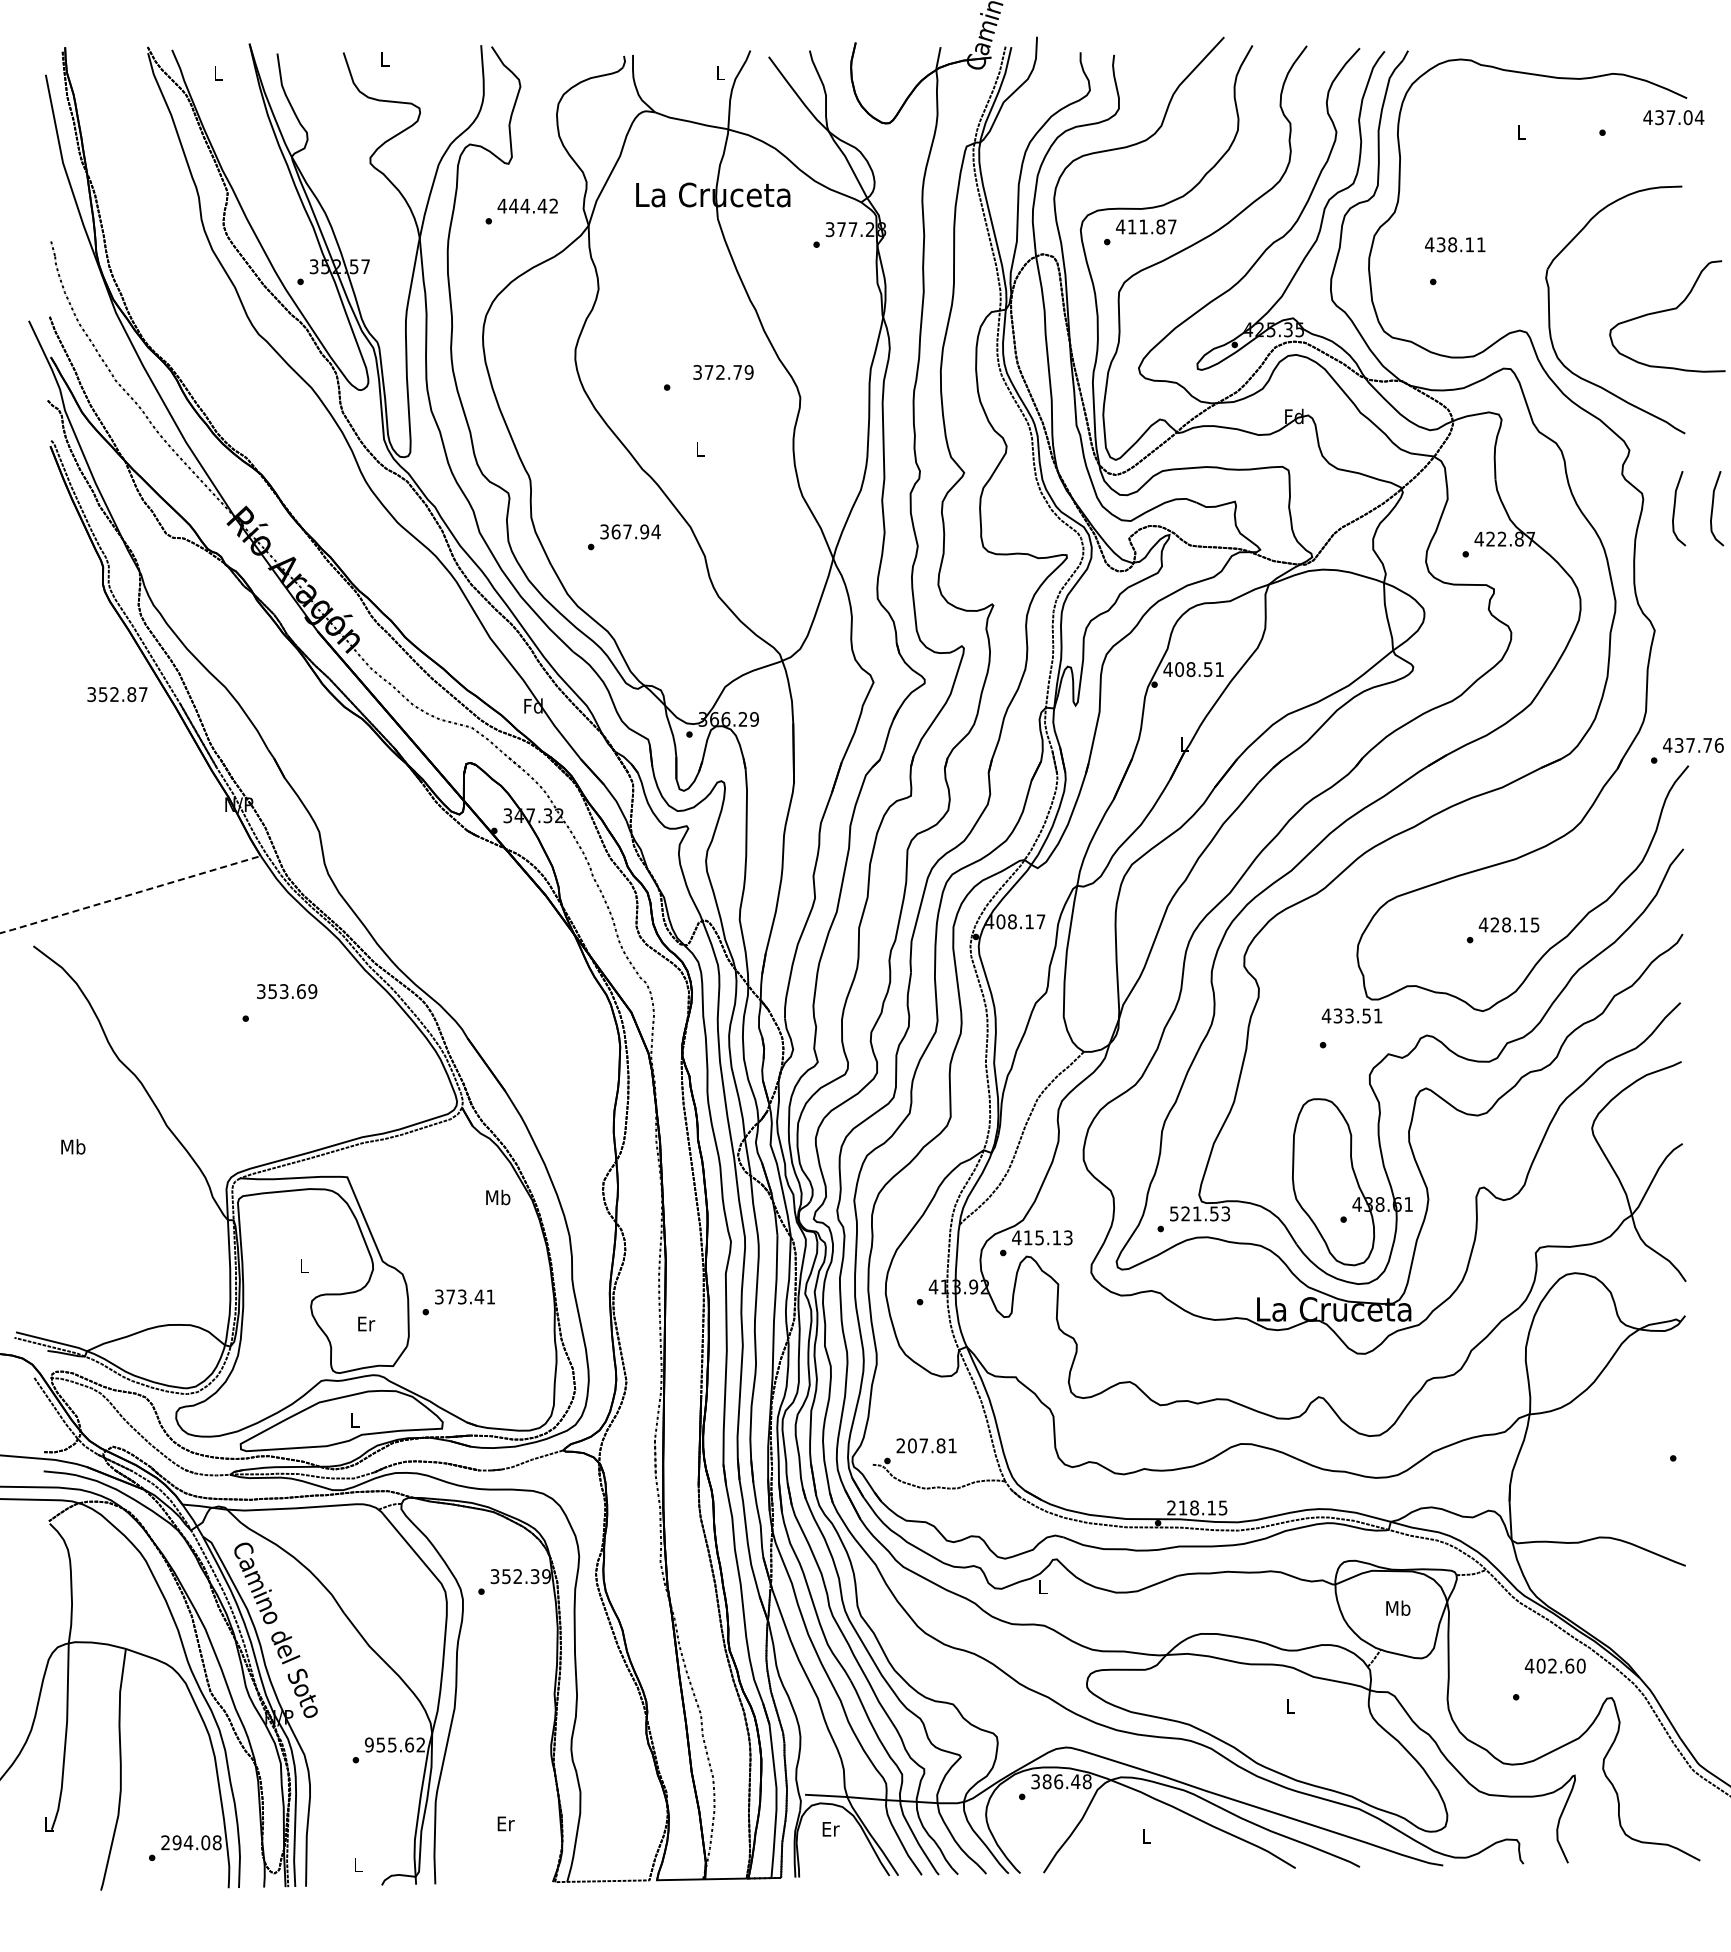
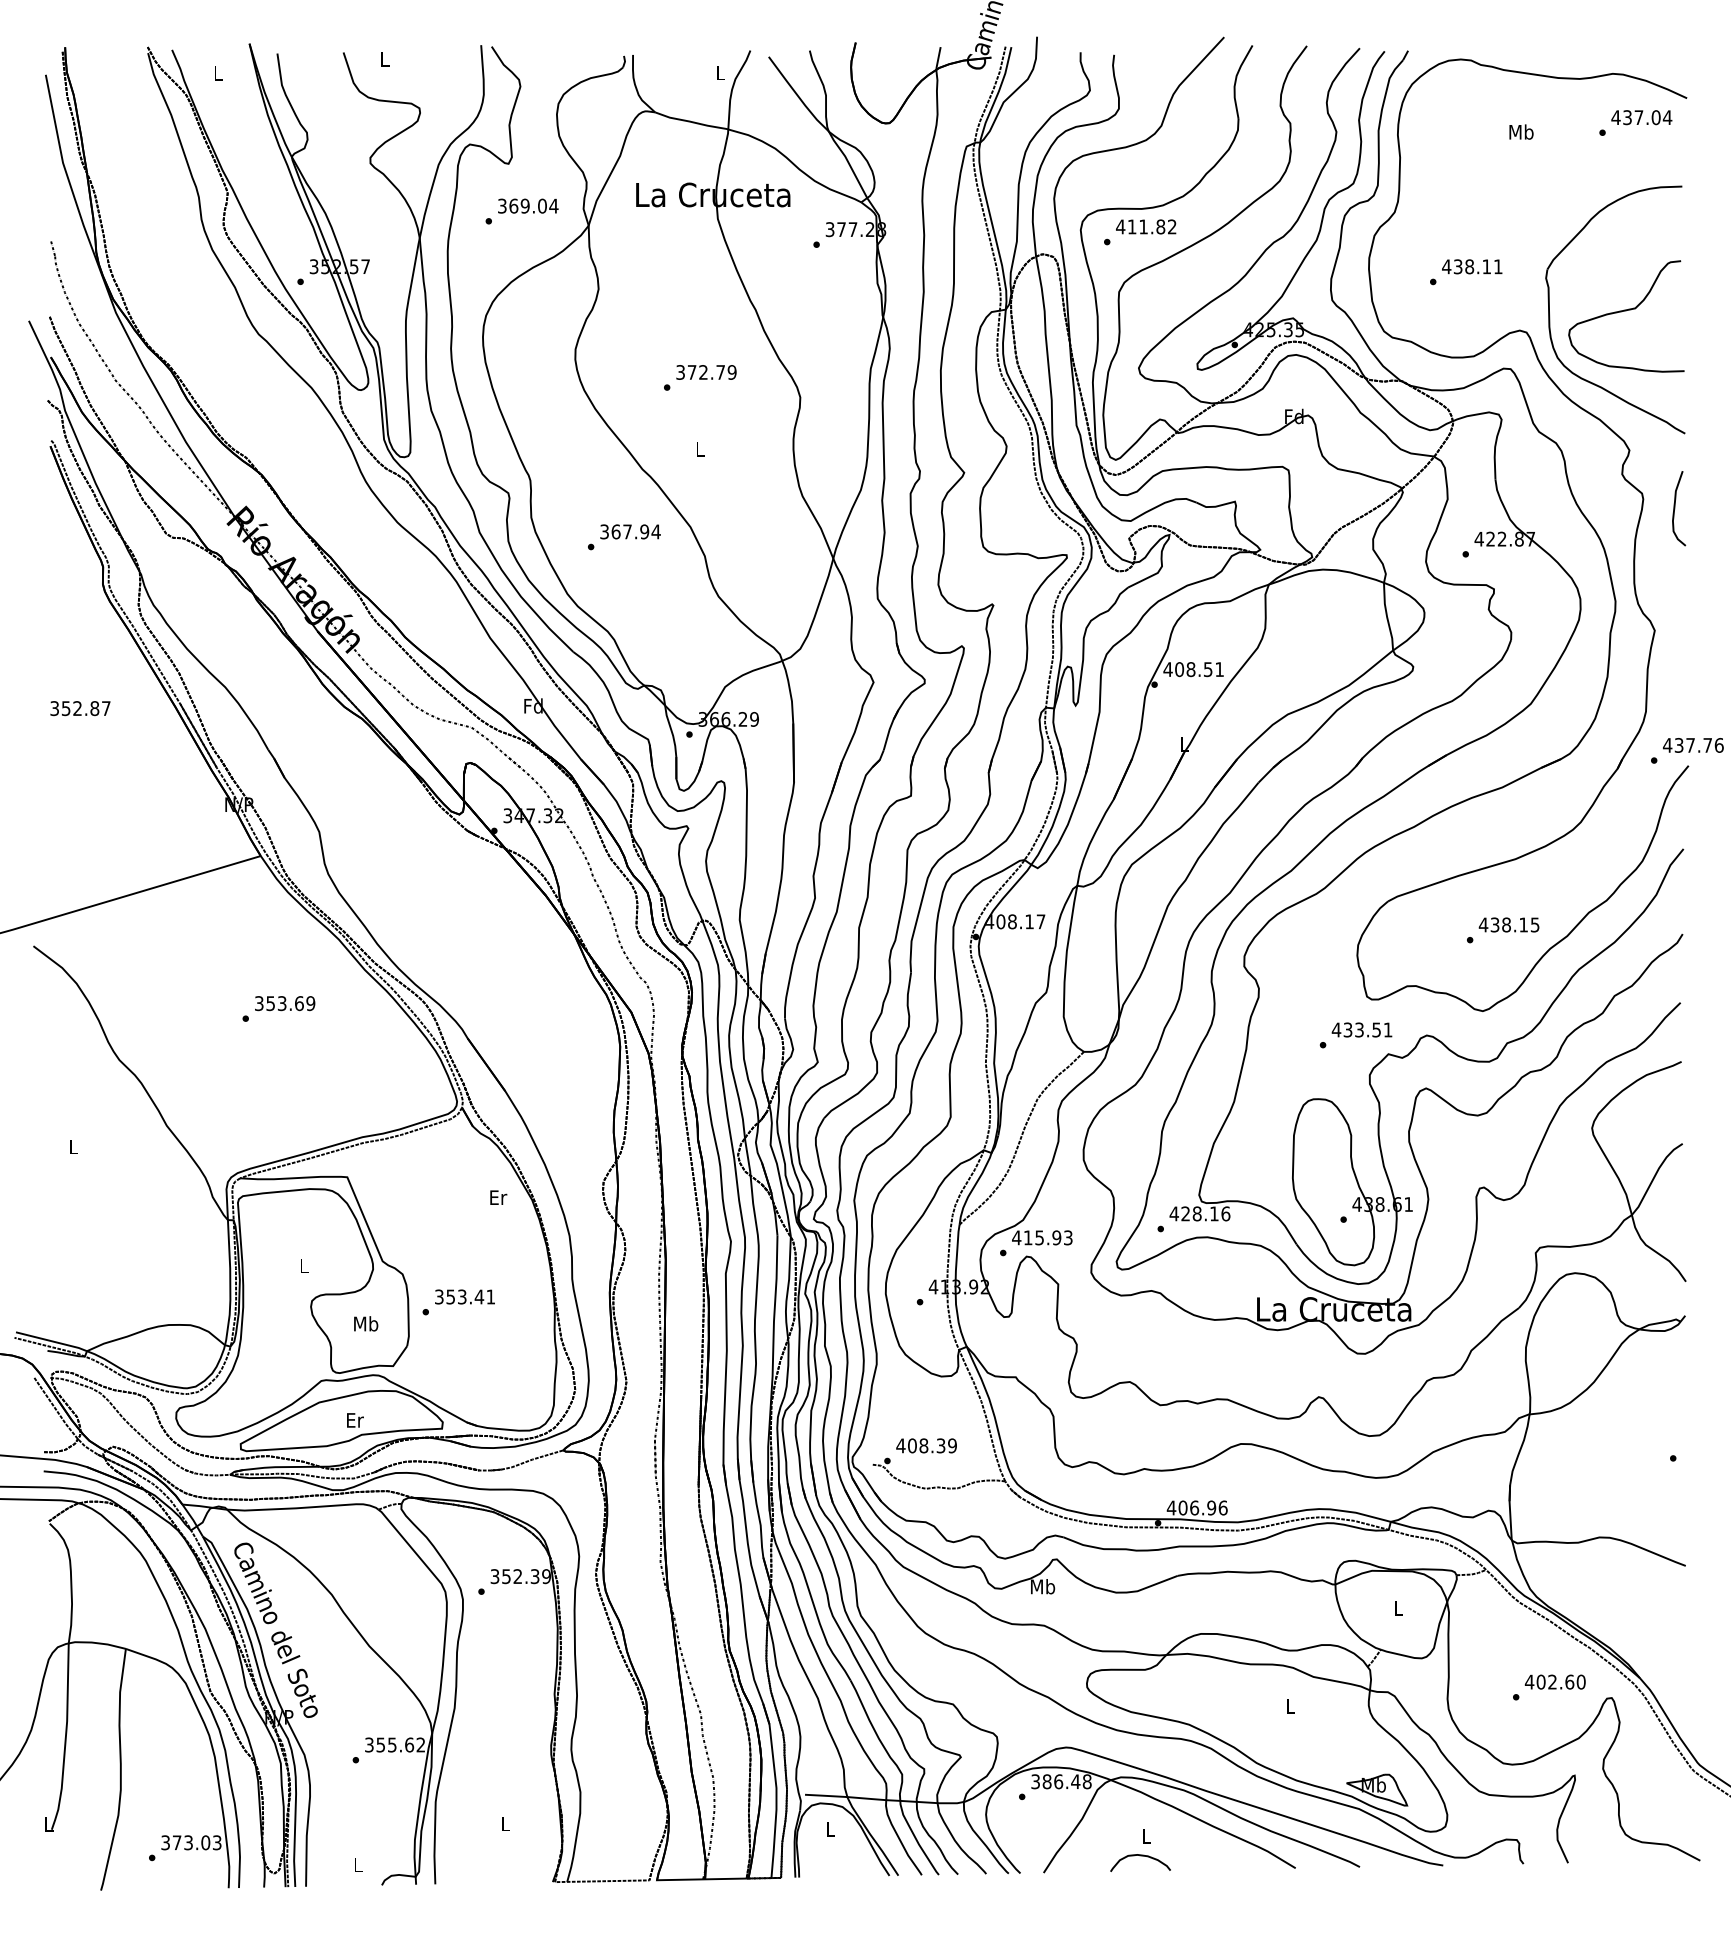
text position: (1673, 117) -> (1641, 117) (1641, 117)
text: L -> Mb (1521, 131)
text: 444.42 -> 369.04 (527, 205)
text: 411.87 -> 411.82 (1172, 226)
text position: (1455, 244) -> (1472, 266) (1472, 266)
curve position: (1667, 311) -> (1626, 311) (1626, 311)
text position: (723, 372) -> (706, 372) (706, 372)
curve: present -> none (1713, 508)
text position: (117, 694) -> (80, 708) (80, 708)
line: dashed -> solid (130, 894)
text: 428.15 -> 438.15 (1494, 924)
text position: (287, 991) -> (285, 1003) (285, 1003)
text position: (1351, 1015) -> (1361, 1029) (1361, 1029)
text: Mb -> L (73, 1146)
text: Mb -> Er (498, 1197)
text: 521.53 -> 428.16 (1199, 1213)
text: 415.13 -> 415.93 (1056, 1237)
text: 373.41 -> 353.41 (450, 1296)
text: Er -> Mb (366, 1323)
text: L -> Er (355, 1420)
text: 207.81 -> 408.39 (926, 1445)
text: 218.15 -> 406.96 (1196, 1507)
text: L -> Mb (1043, 1586)
text: Mb -> L (1398, 1607)
text position: (1554, 1665) -> (1554, 1681) (1554, 1681)
text: 955.62 -> 355.62 (368, 1744)
part: none -> present (1377, 1789)
text: Er -> L (505, 1823)
text: Er -> L (830, 1829)
text: 294.08 -> 373.03 (191, 1842)
curve: none -> present (1140, 1856)
